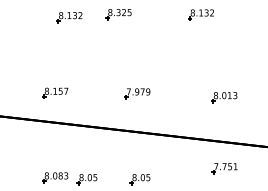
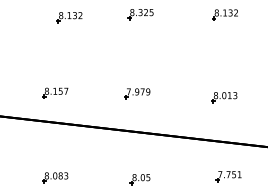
part position: (118, 14) -> (140, 14) (140, 14)
part position: (200, 14) -> (224, 14) (224, 14)
part position: (224, 168) -> (228, 176) (228, 176)
part: present -> none (86, 179)
